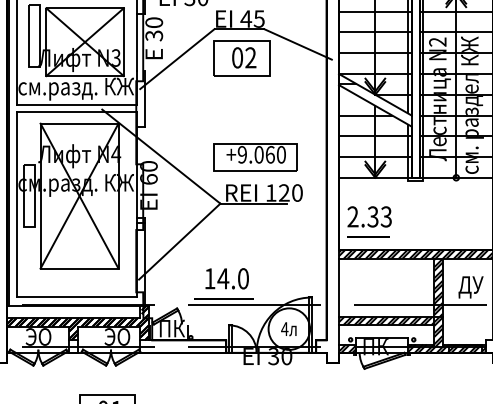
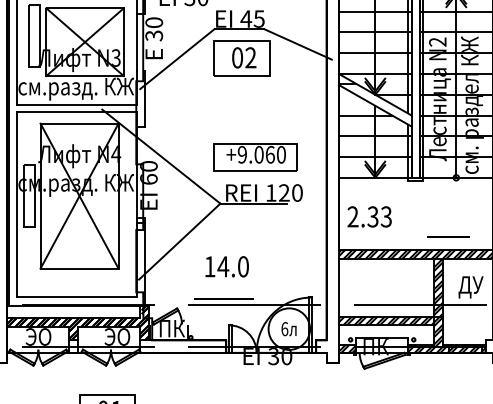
line position: (368, 236) -> (448, 236) (448, 236)
text position: (226, 278) -> (226, 266) (226, 266)
text: 4 -> 6 (284, 329)
